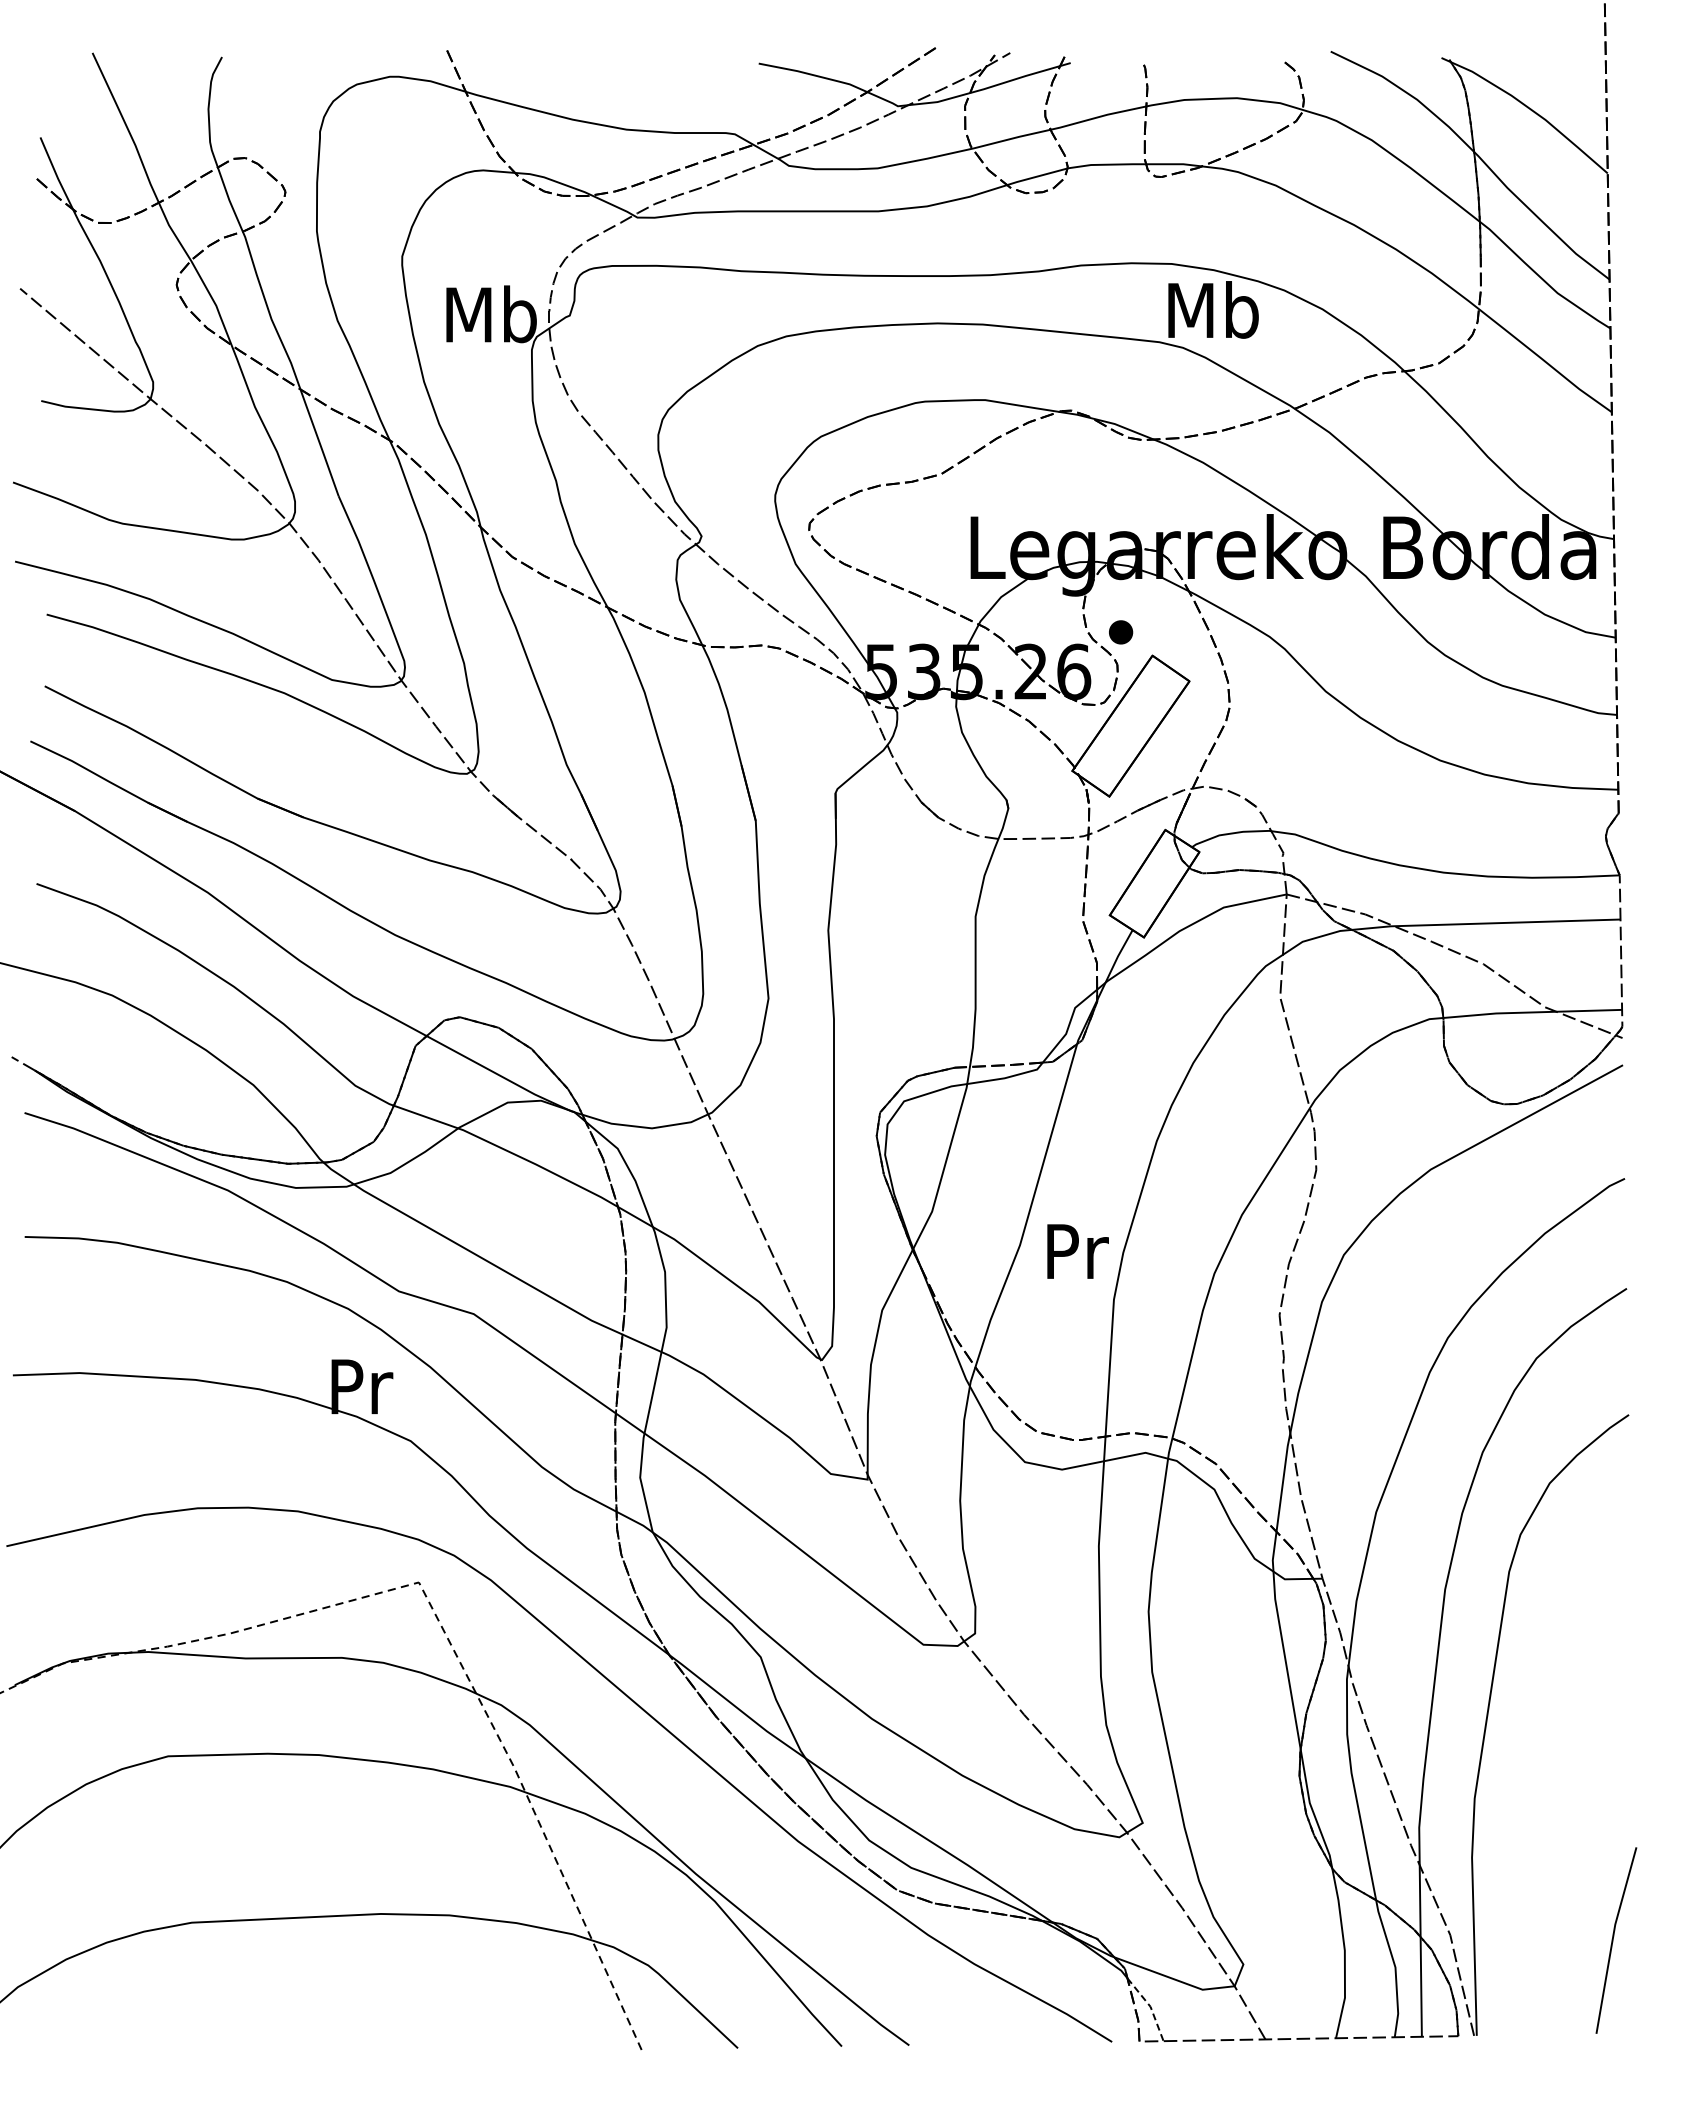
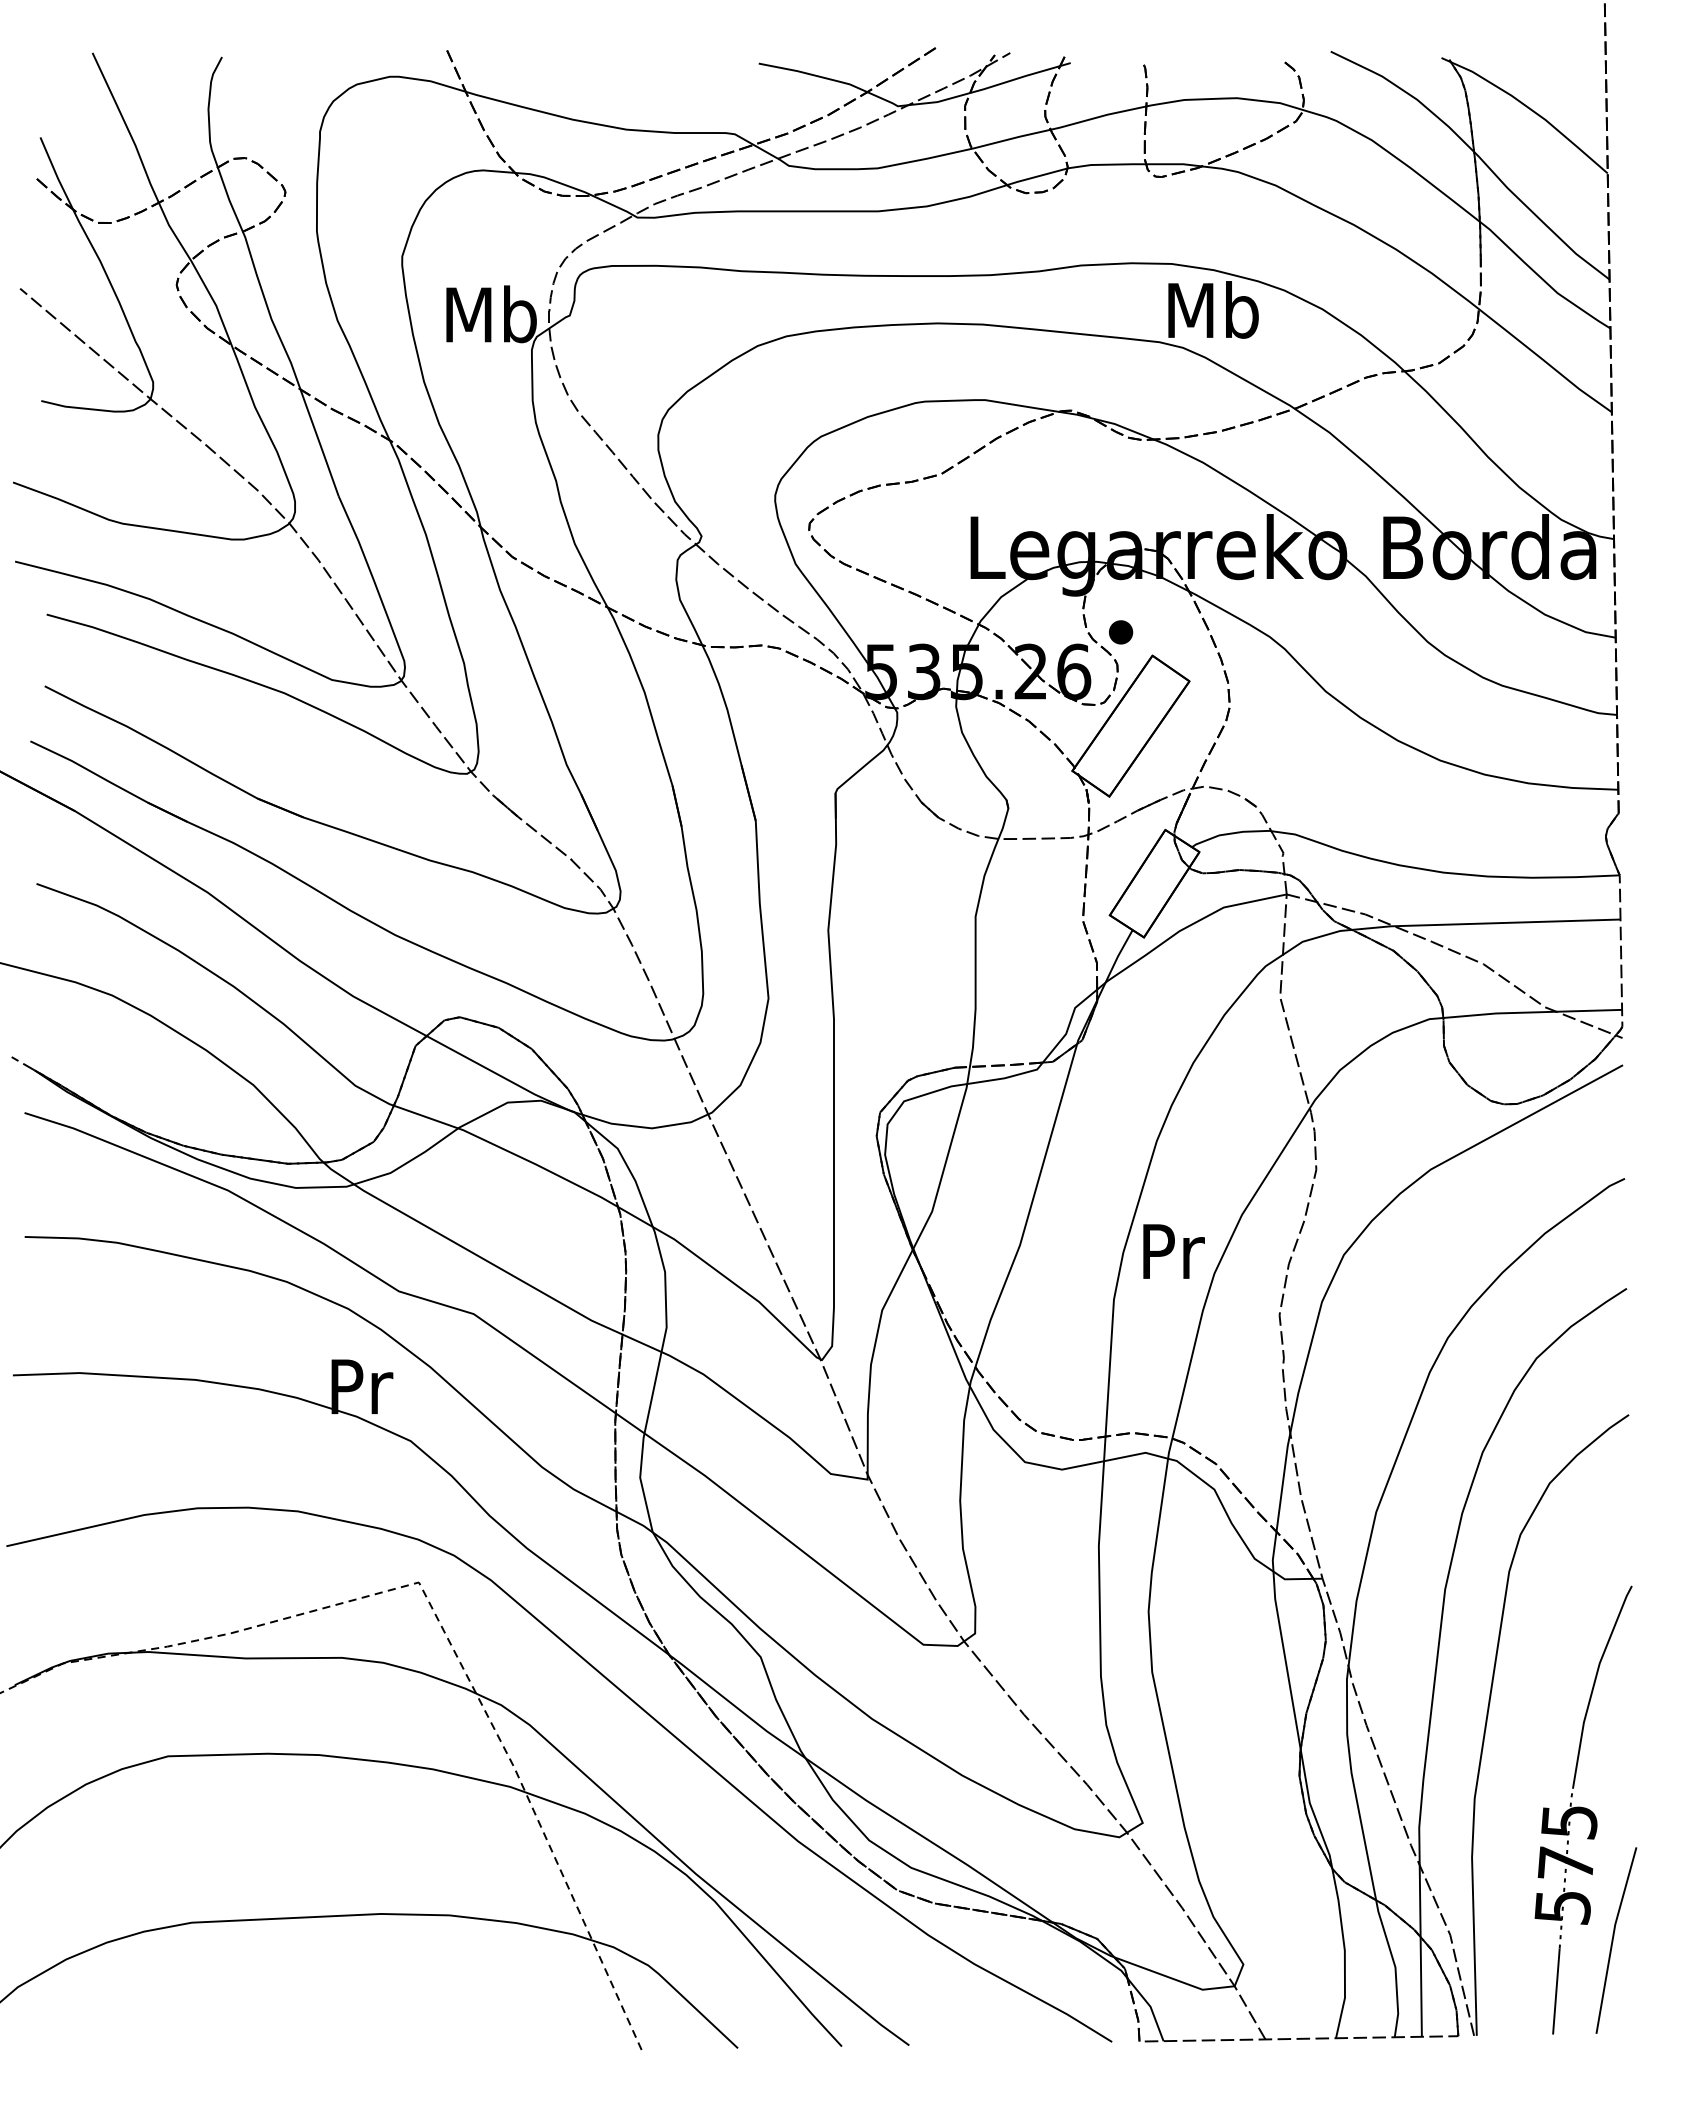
text position: (1077, 1251) -> (1173, 1251) (1173, 1251)
part: none -> present (1583, 1809)
line: dashed -> solid (1150, 2006)
